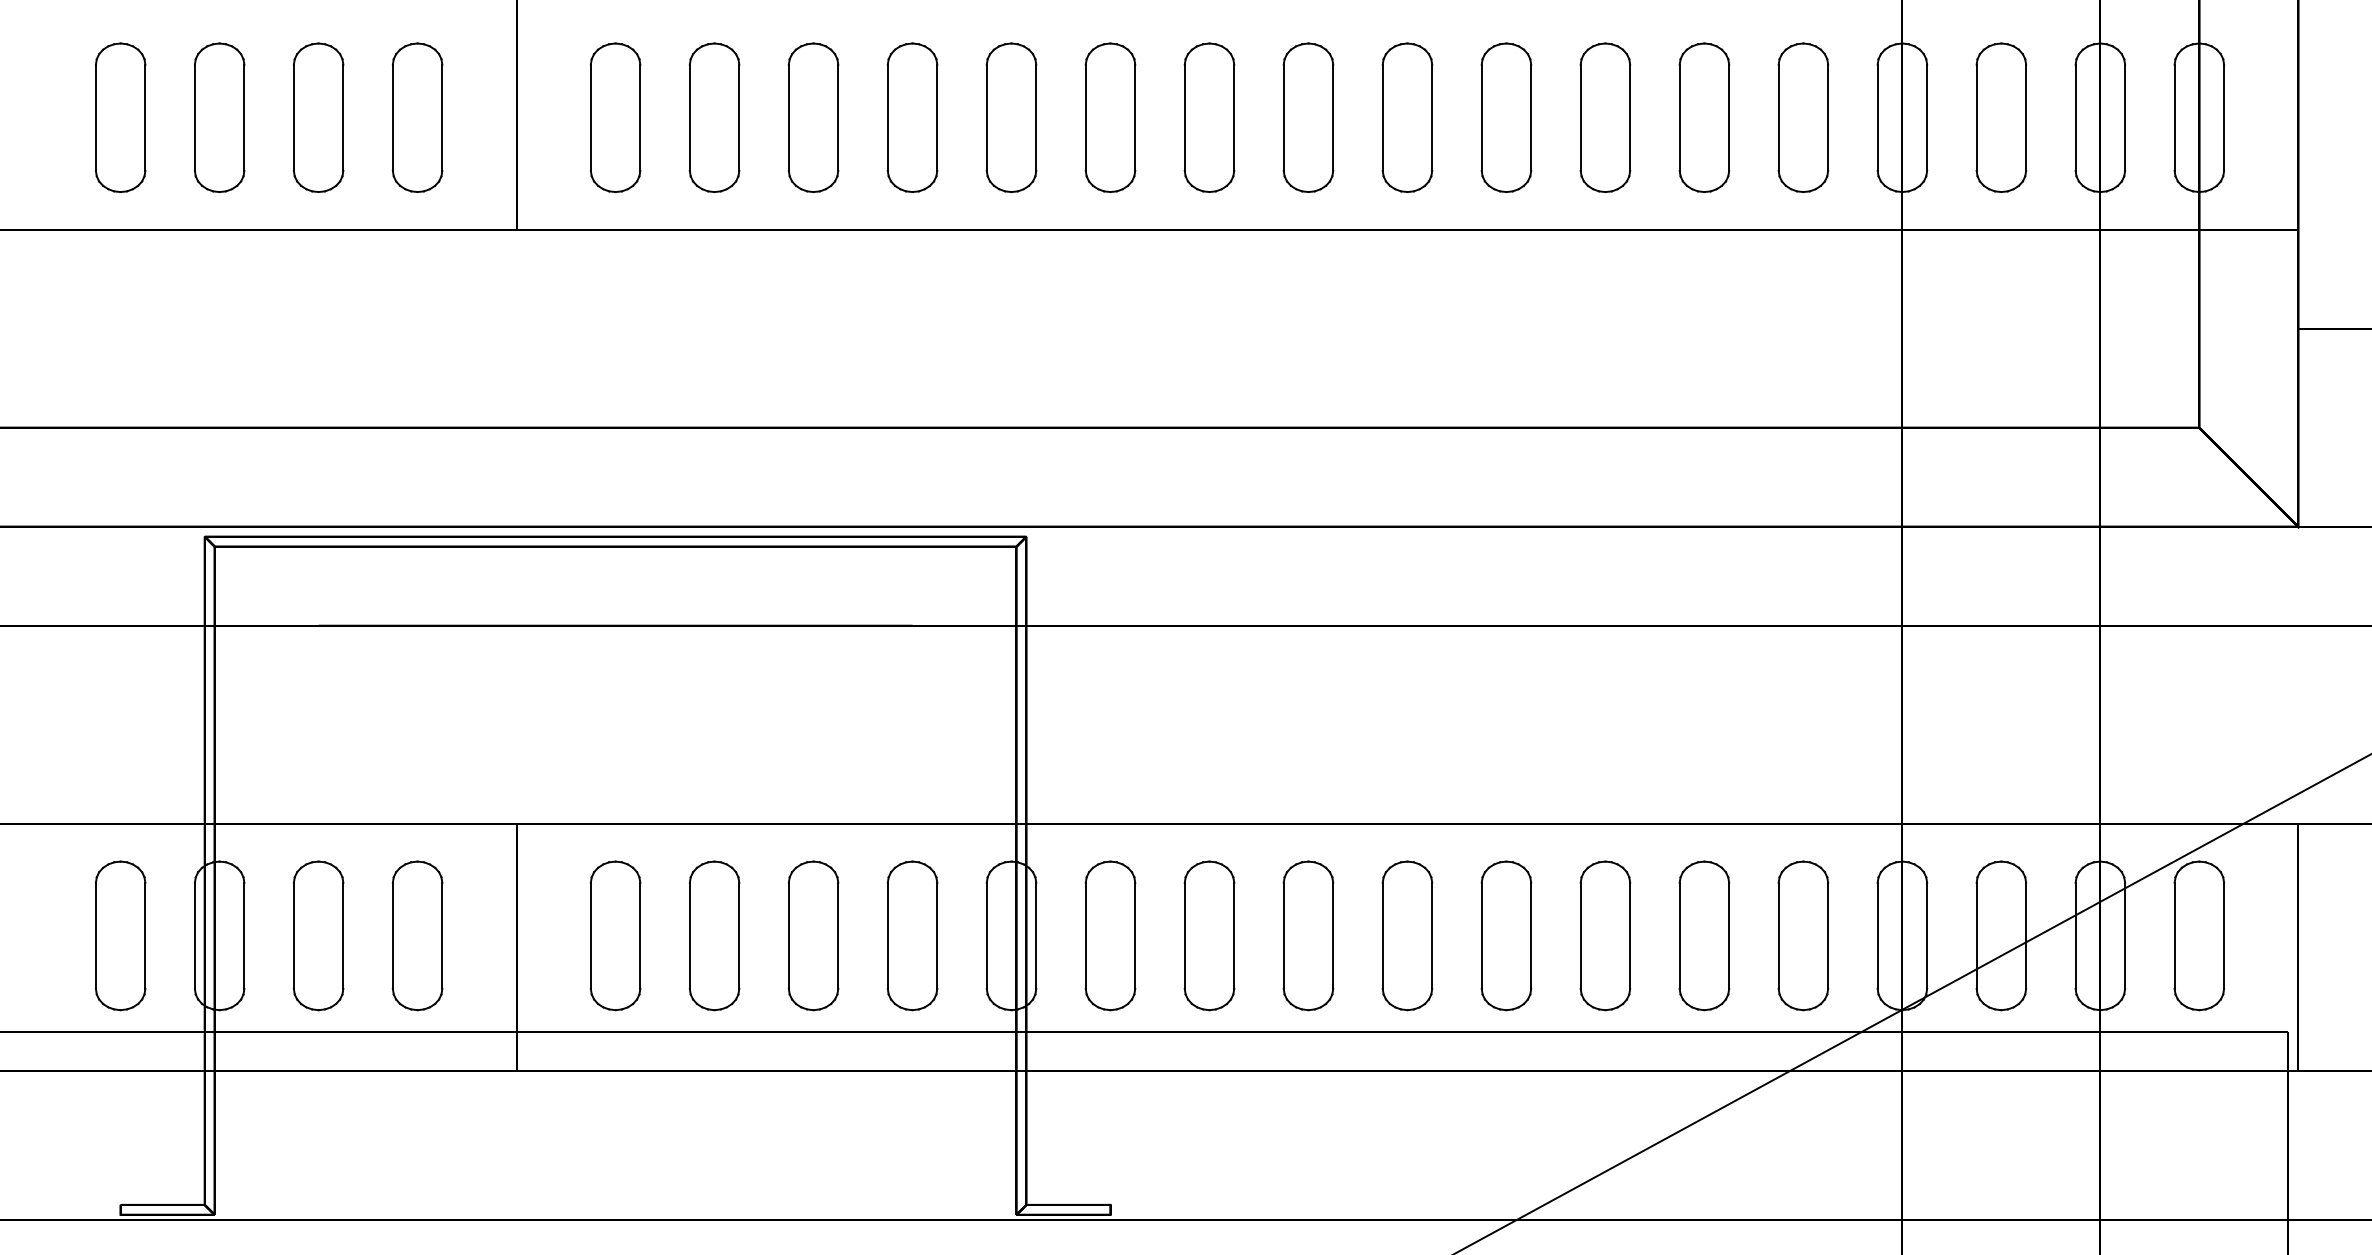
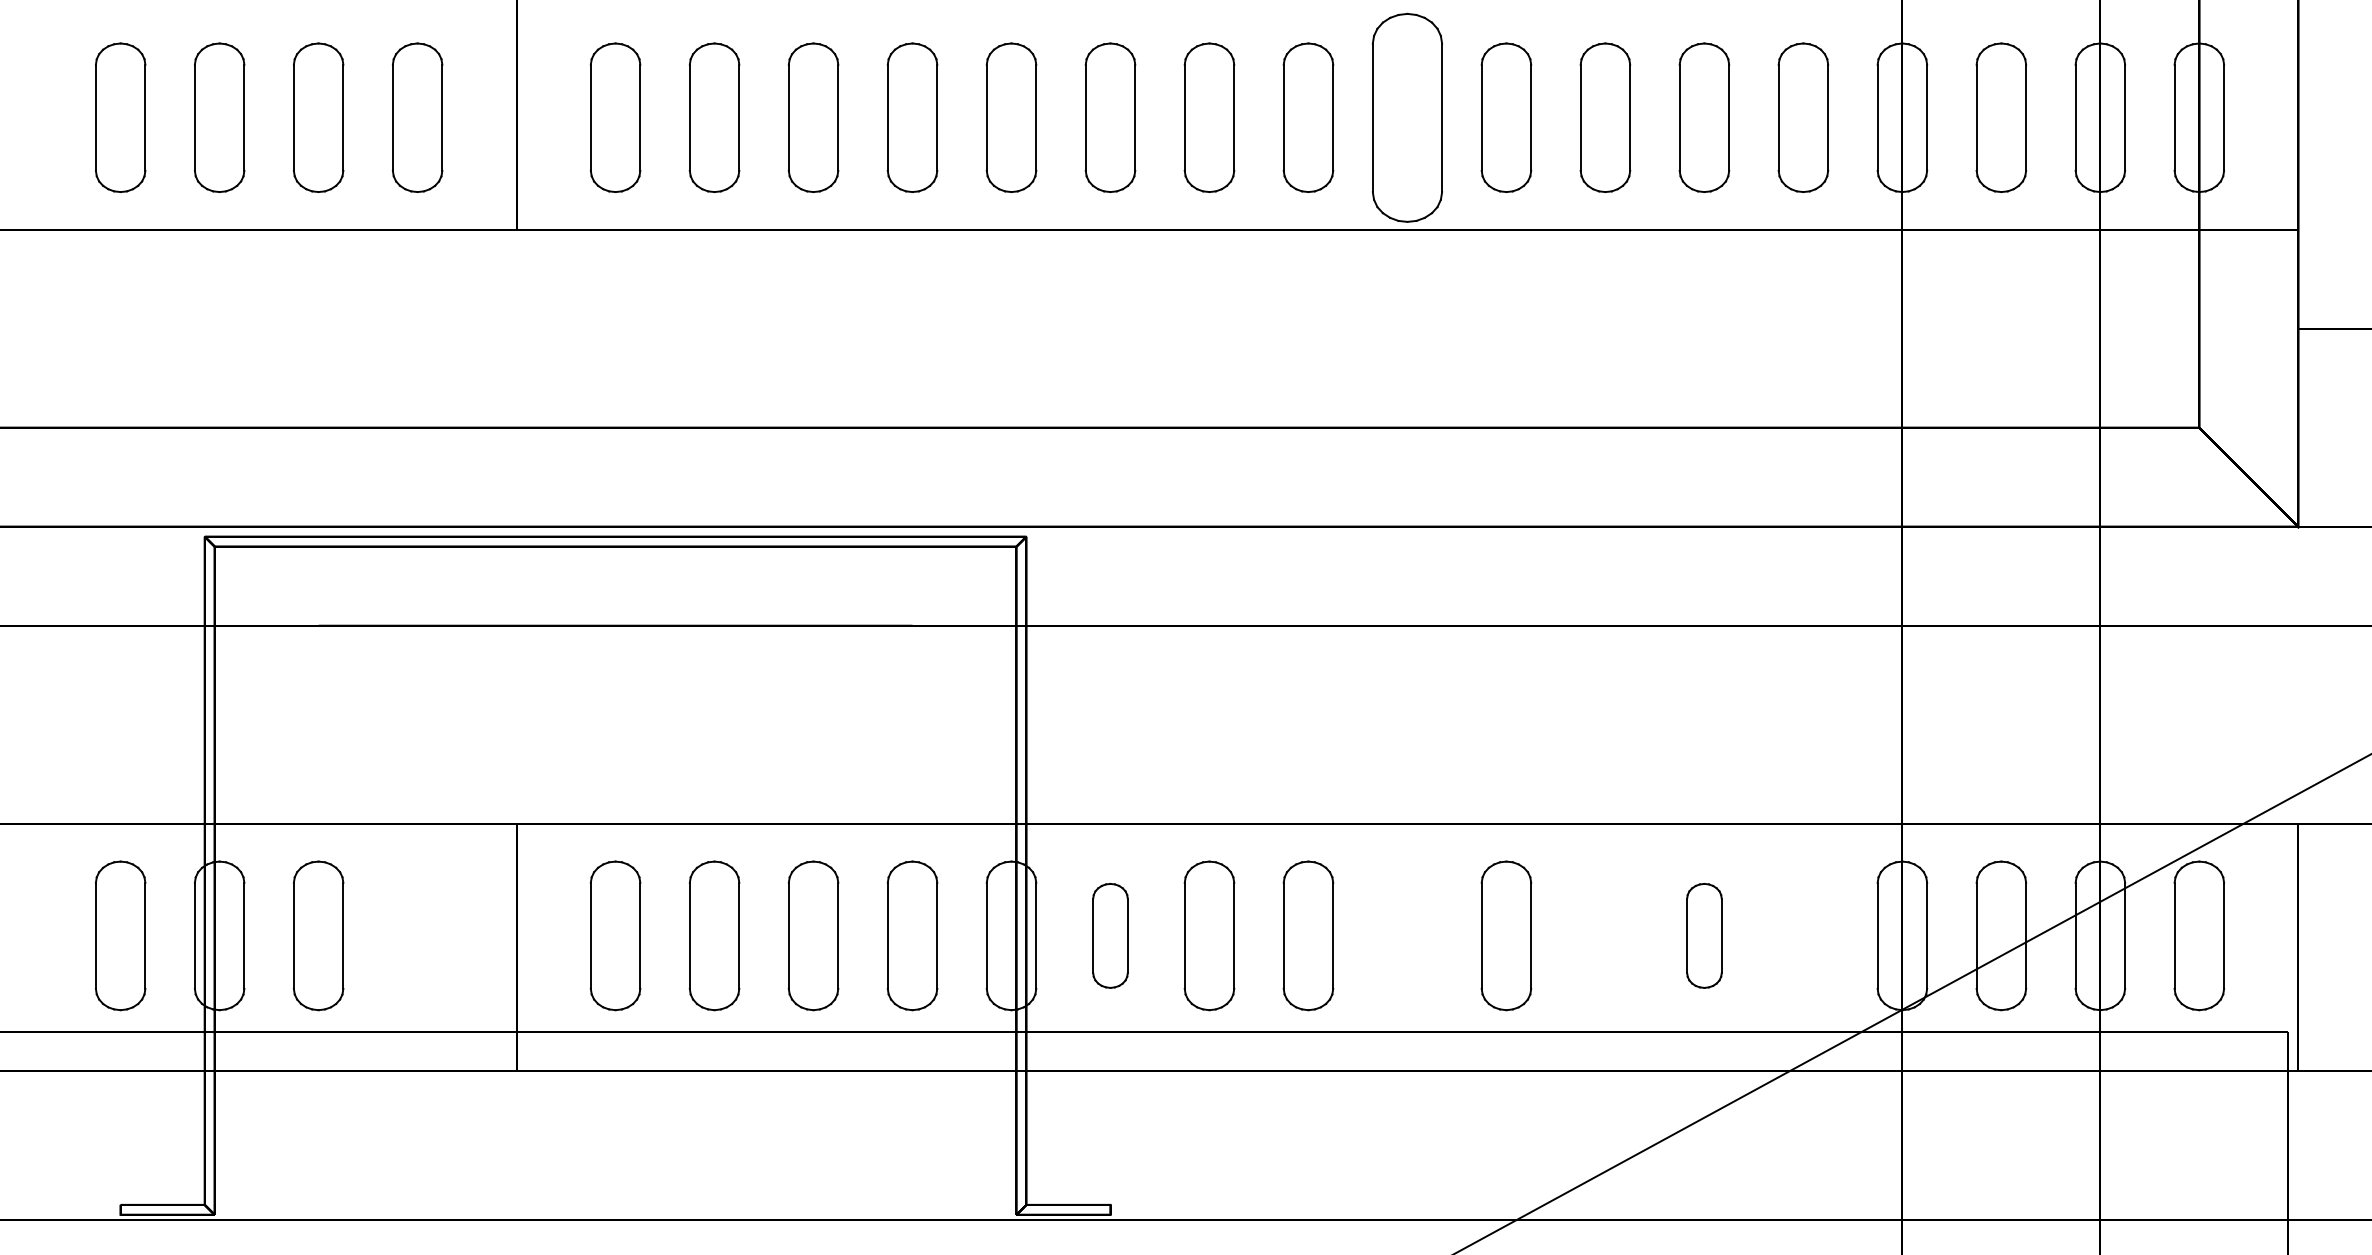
part size: 53x151 px -> 72x211 px (1406, 117)
part: present -> none (417, 935)
part size: 53x152 px -> 37x106 px (1110, 935)
part: present -> none (1407, 935)
part: present -> none (1605, 935)
part size: 53x152 px -> 37x106 px (1704, 935)
part: present -> none (1803, 935)
